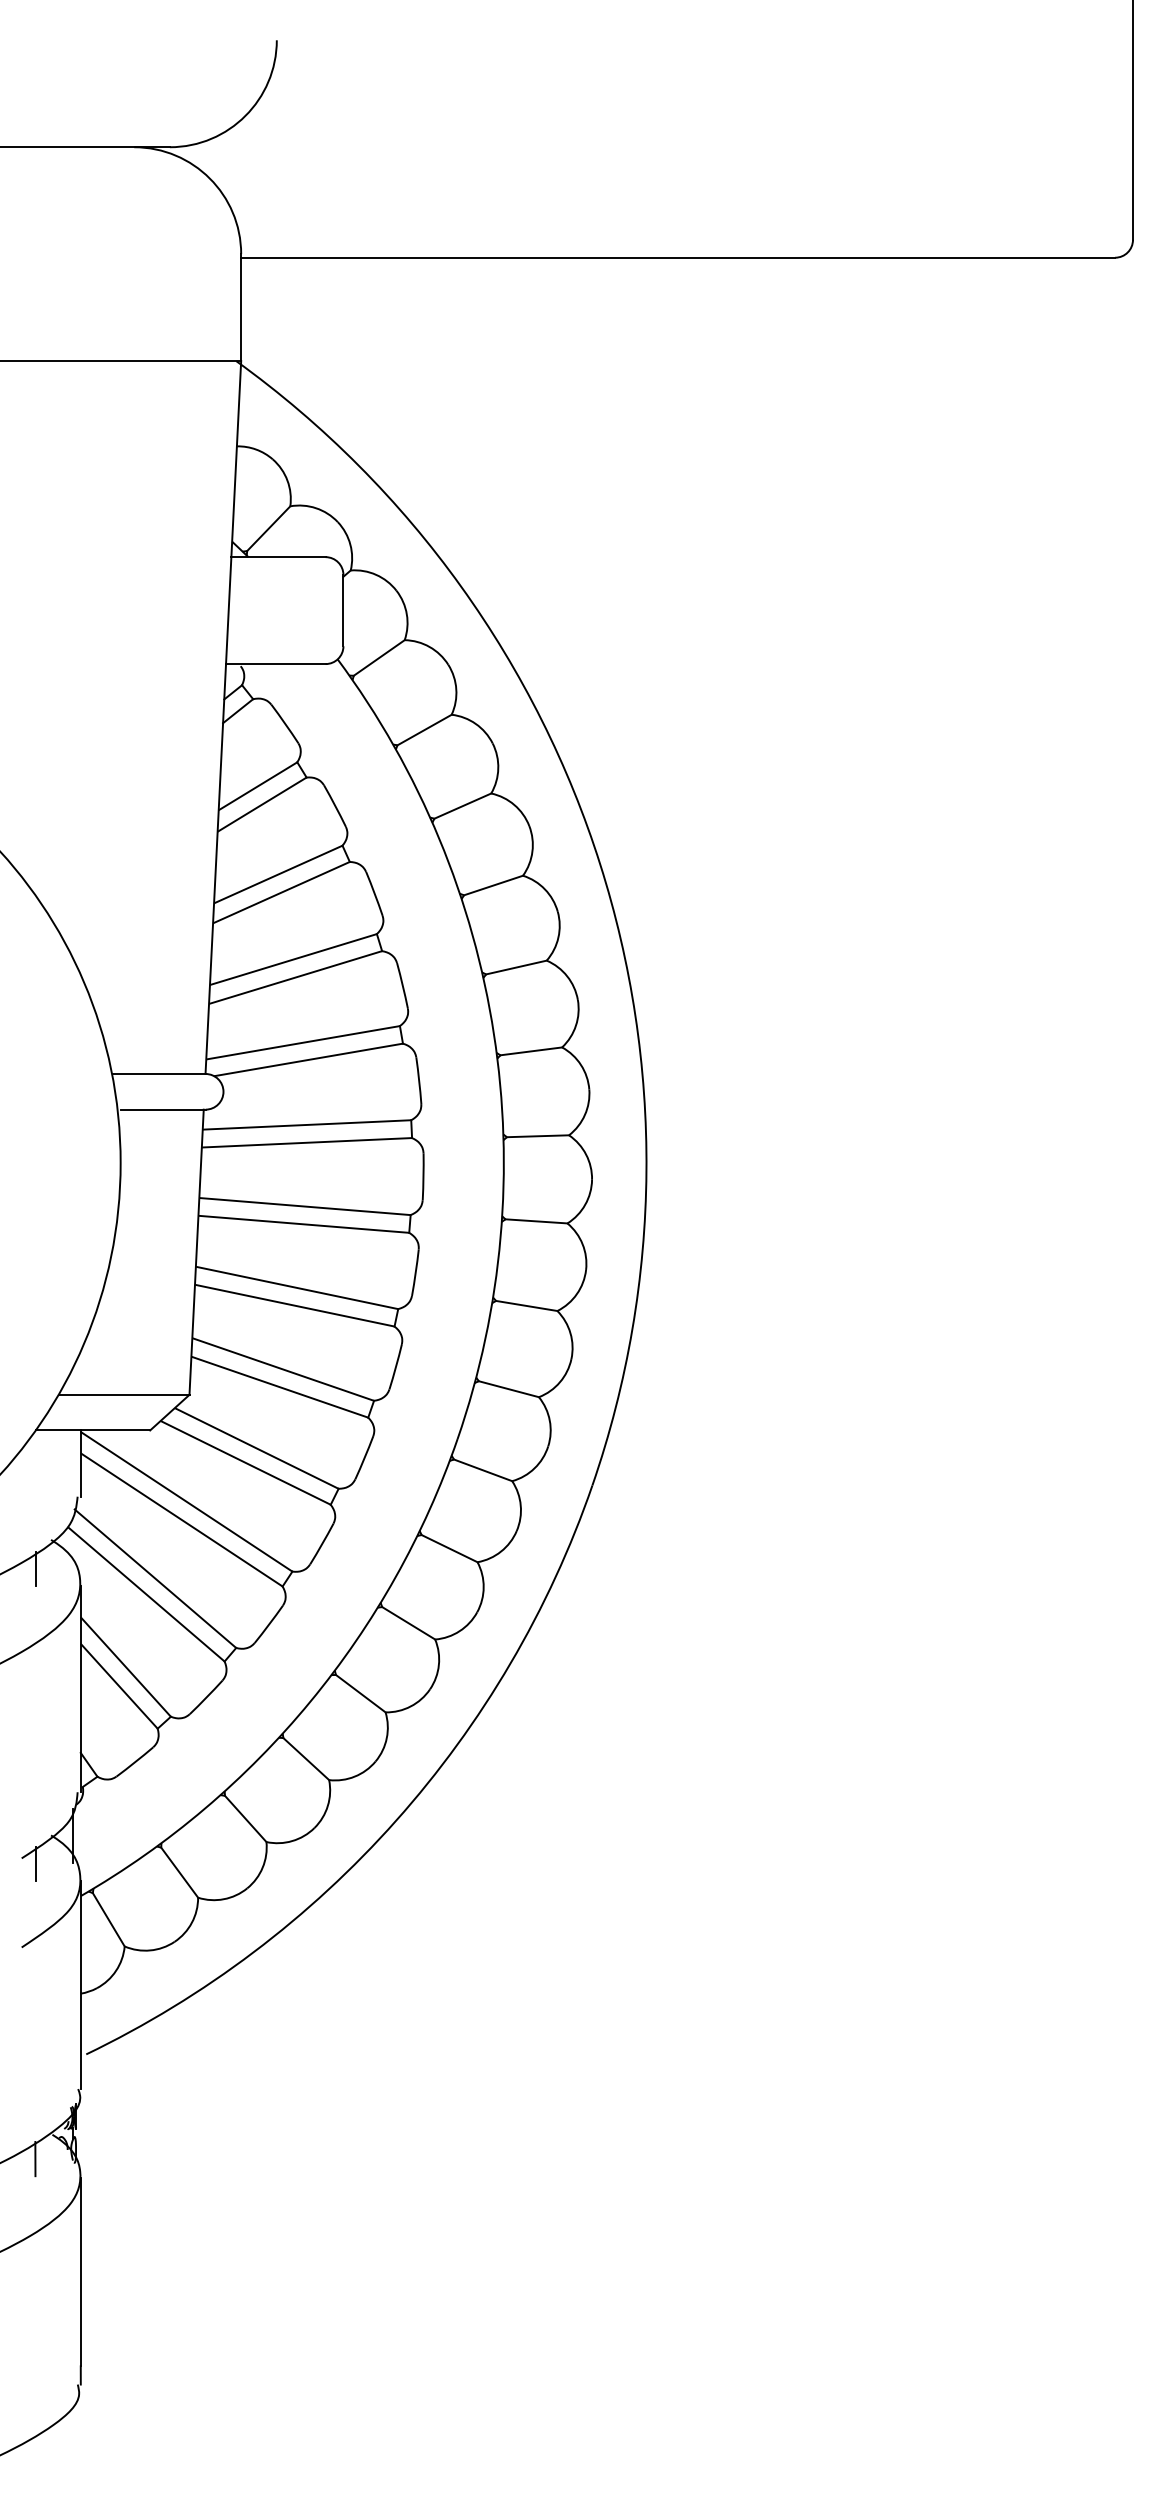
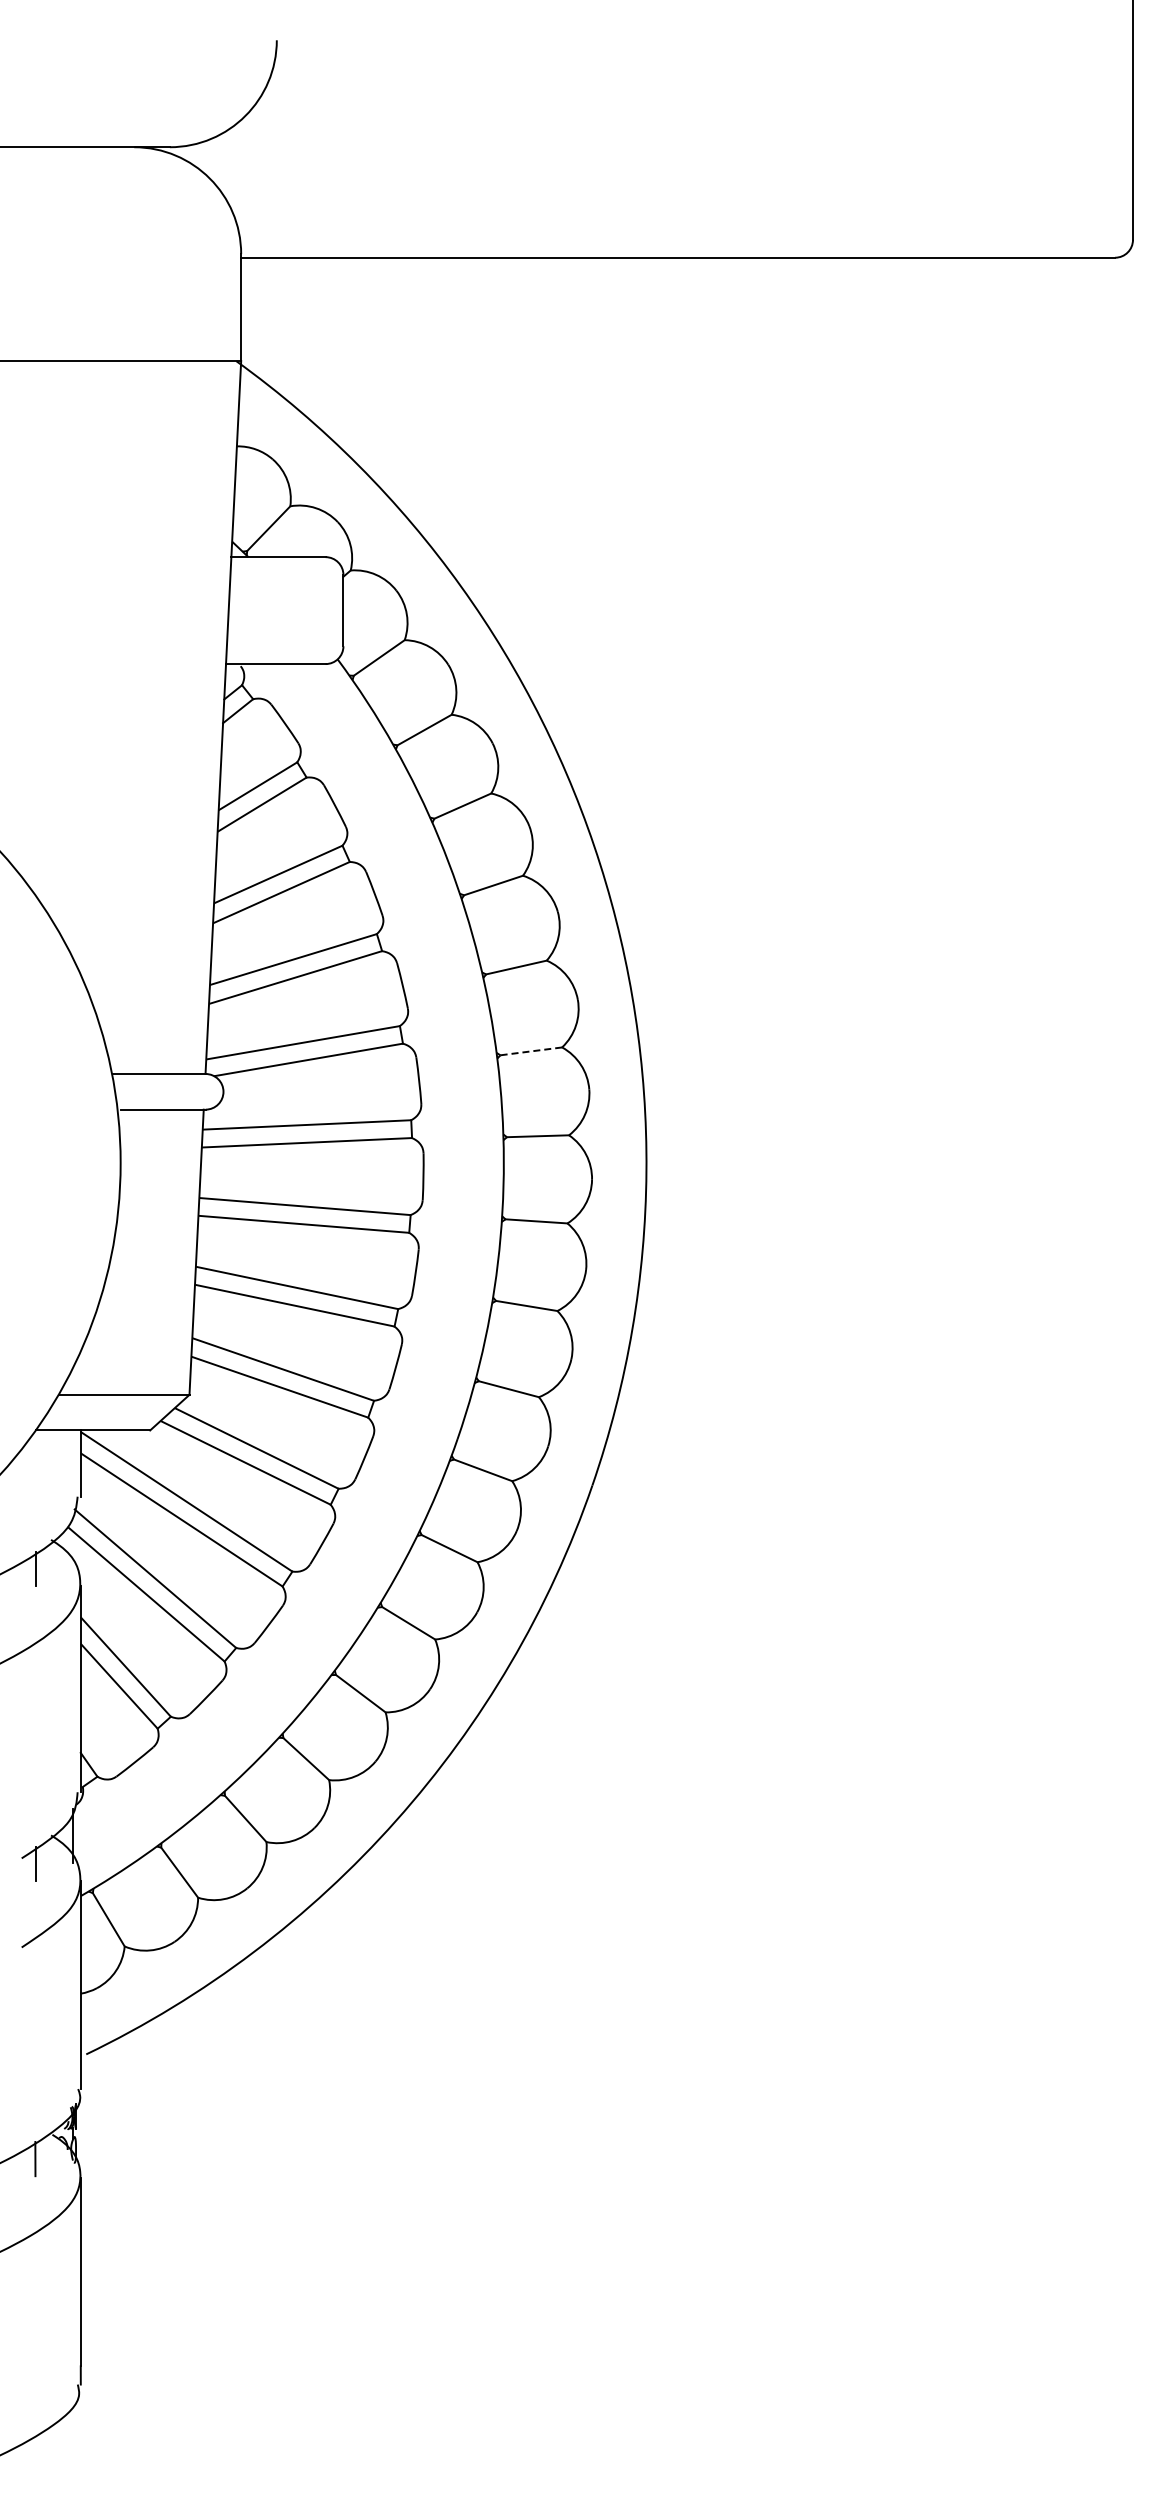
line: solid -> dashed (530, 1051)
